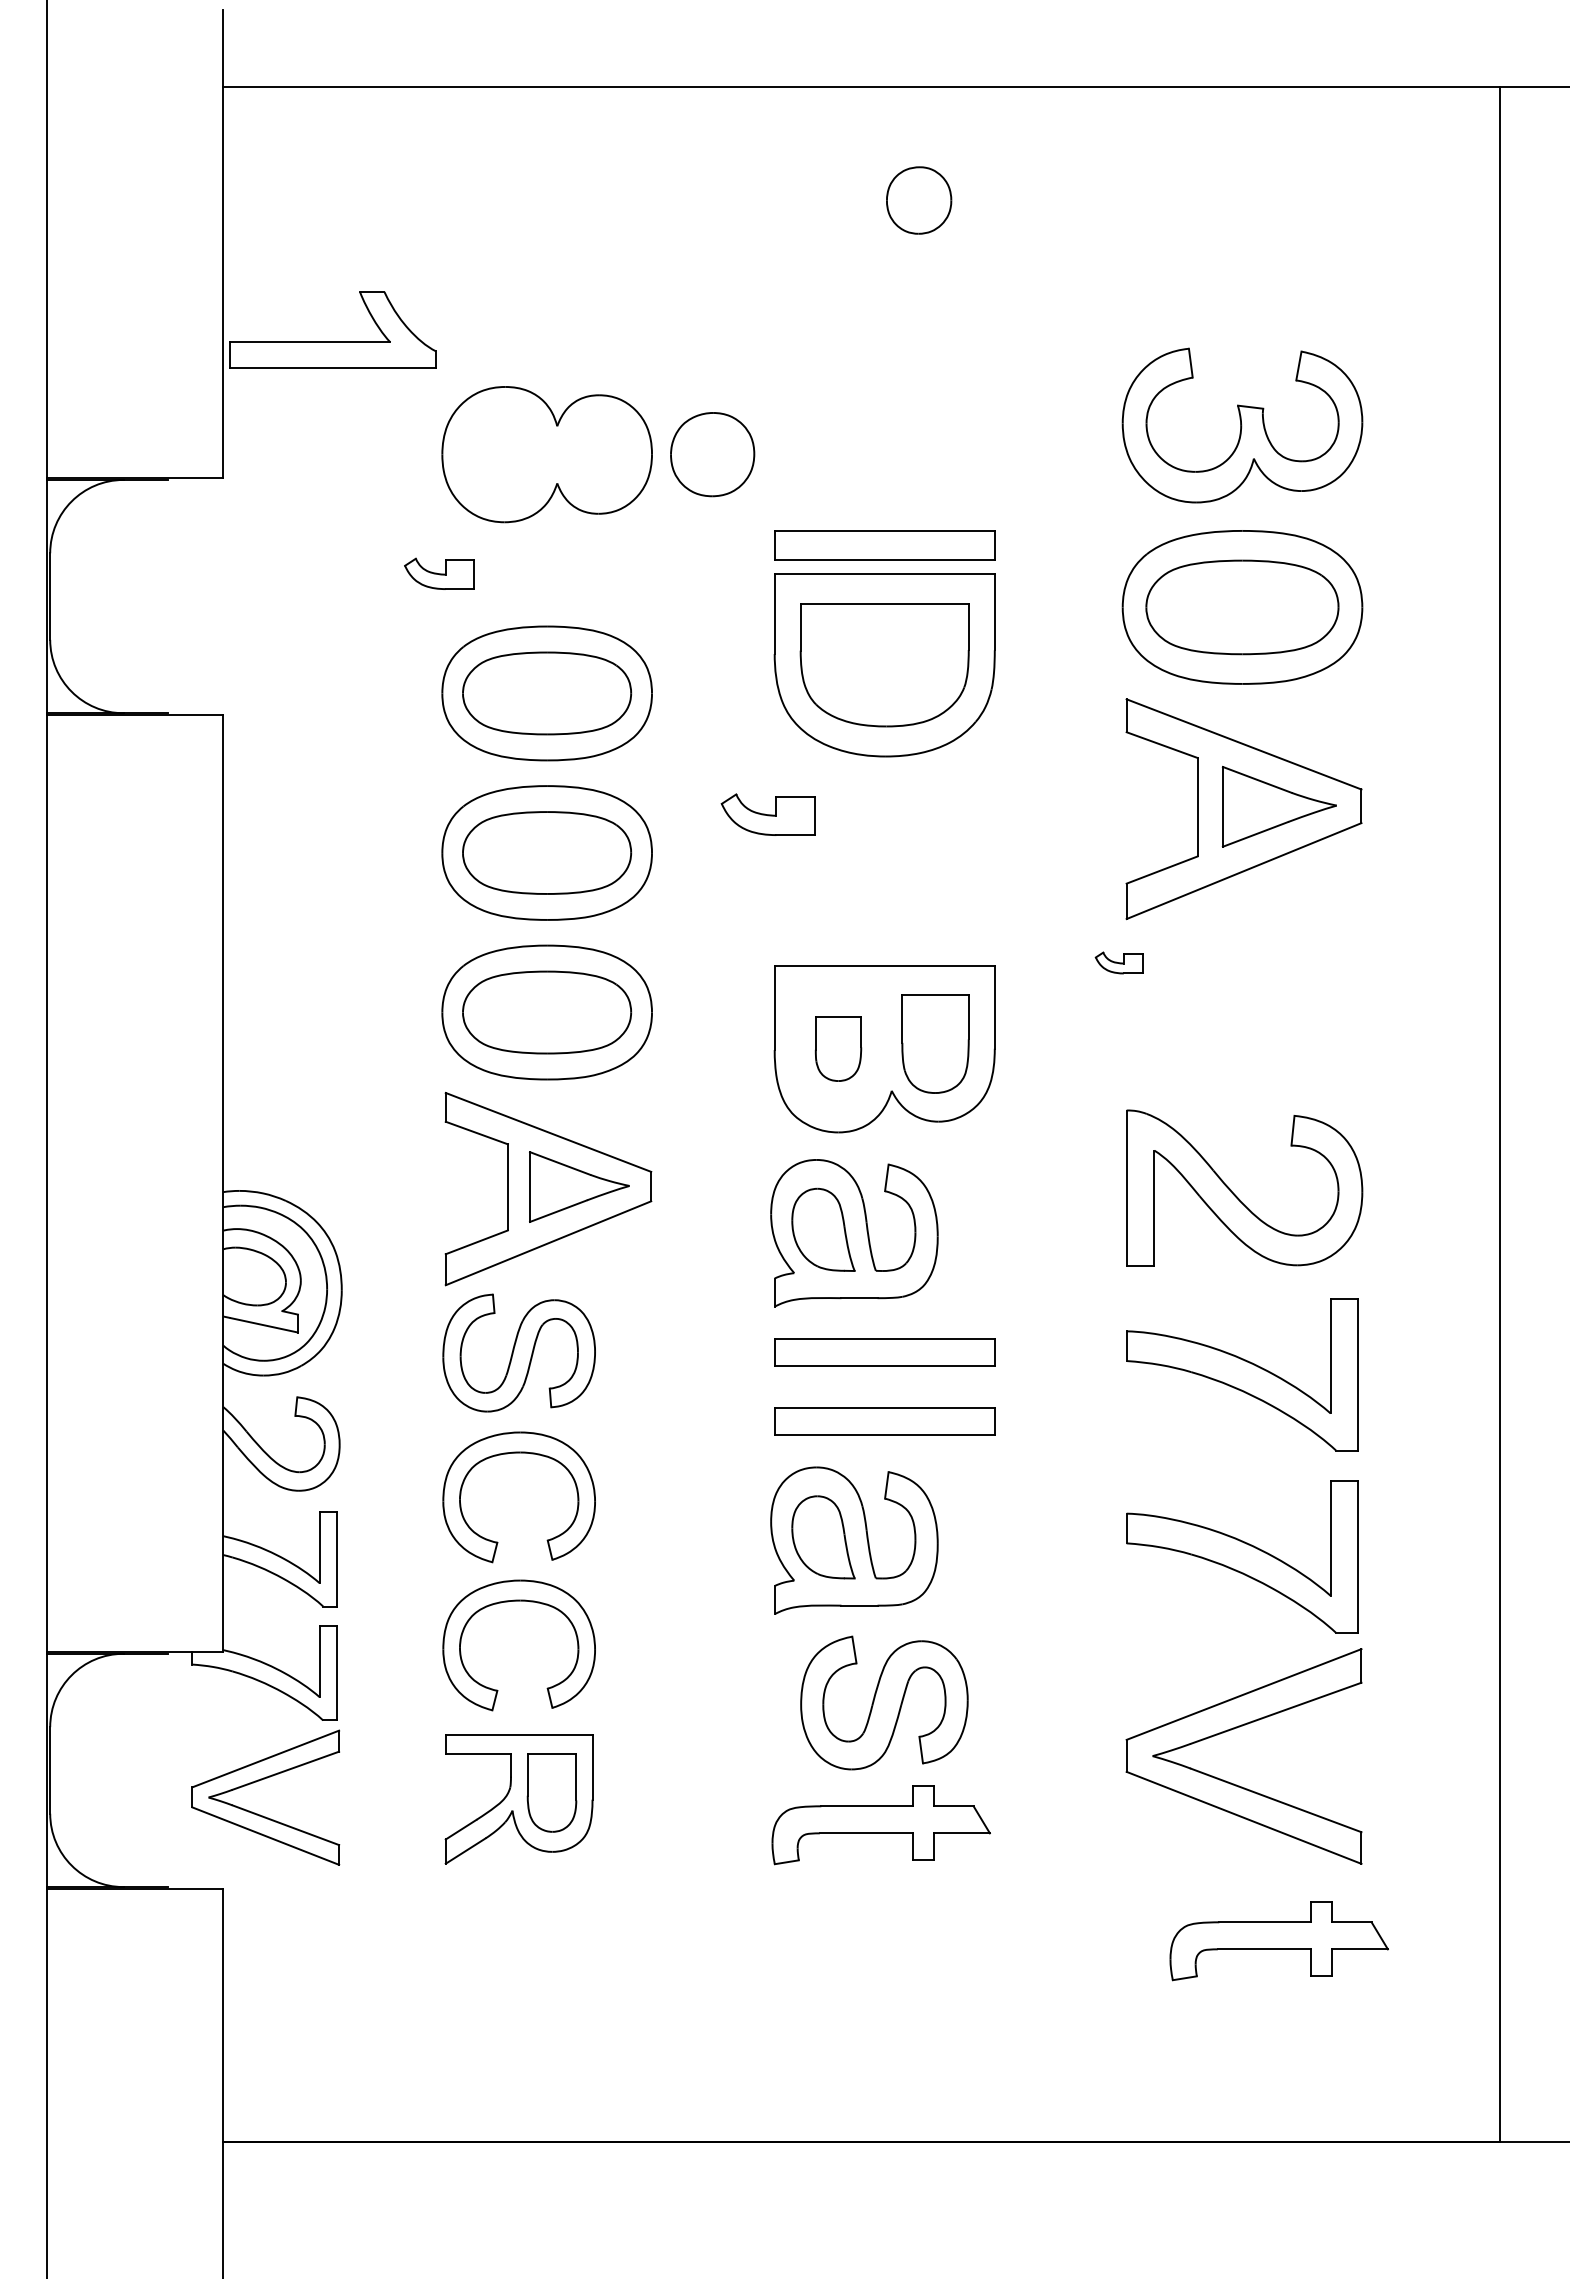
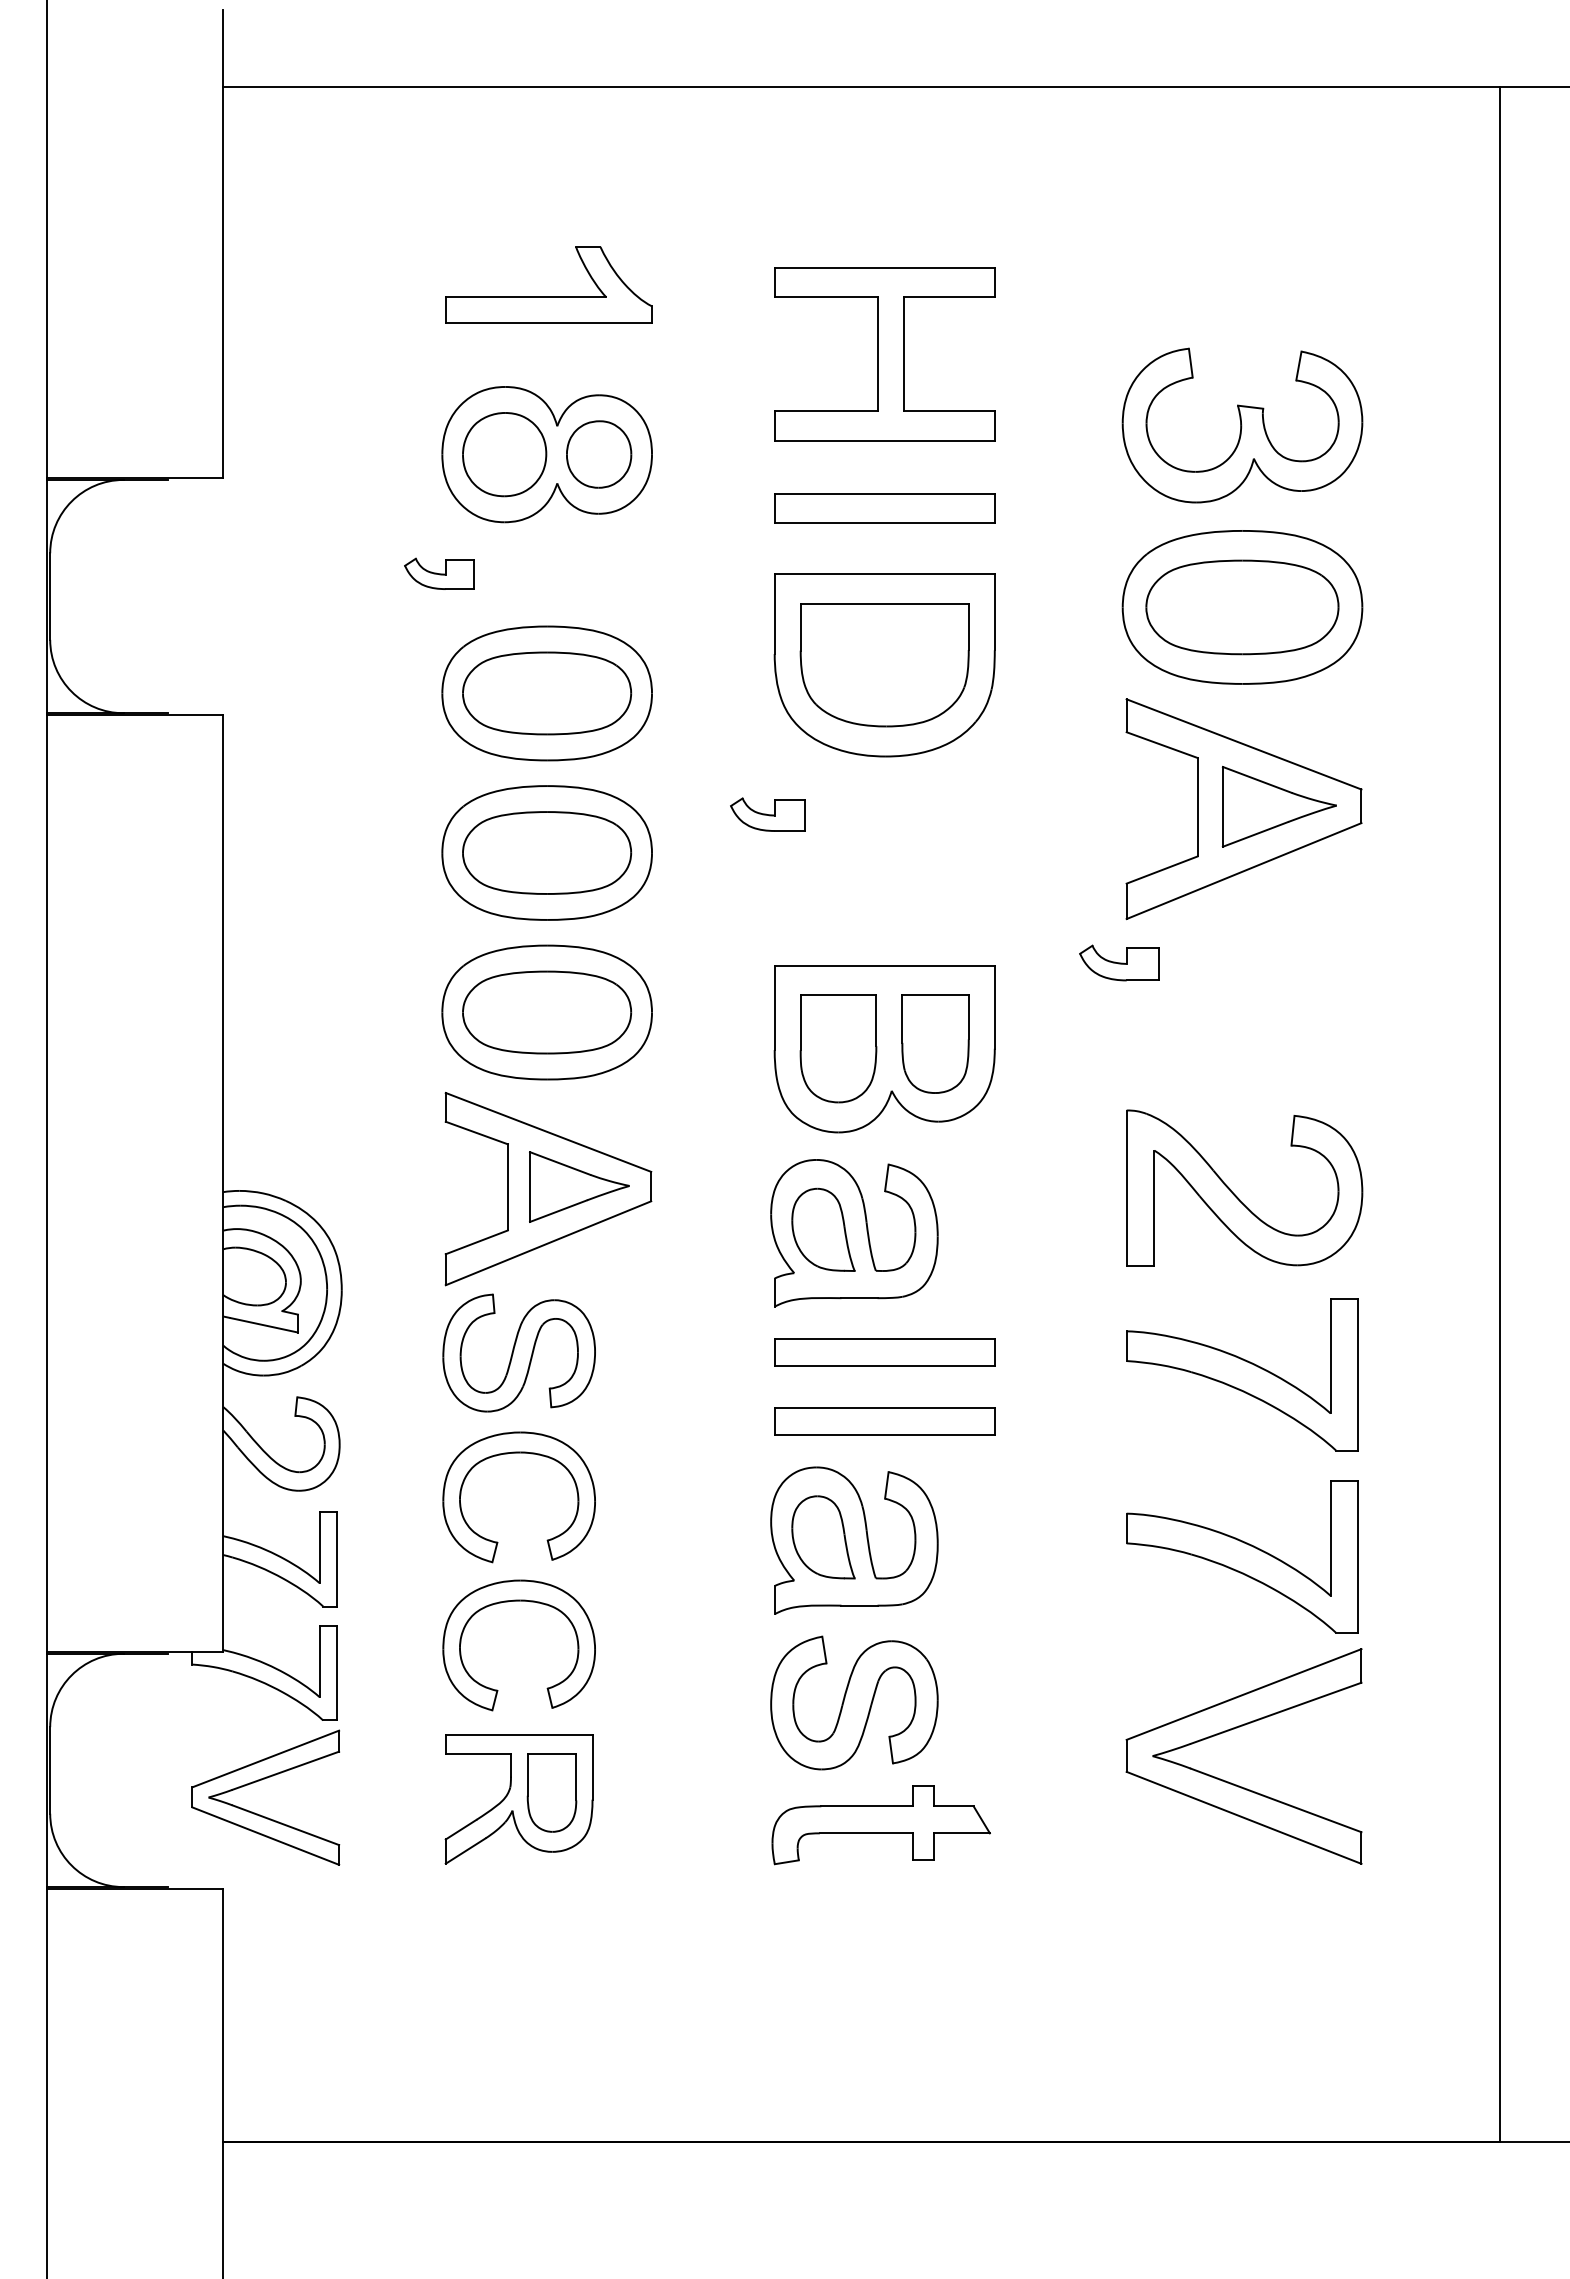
part position: (919, 200) -> (599, 454) (599, 454)
part position: (332, 341) -> (548, 296) (548, 296)
part: none -> present (884, 354)
part position: (712, 454) -> (504, 454) (504, 454)
part position: (884, 545) -> (884, 508) (884, 508)
part size: 96x43 px -> 76x35 px (767, 814)
part size: 50x24 px -> 81x38 px (1119, 962)
part size: 49x66 px -> 79x110 px (838, 1048)
part position: (884, 1702) -> (854, 1702) (854, 1702)
part: present -> none (1278, 1941)
